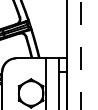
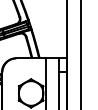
line: dashed -> solid (80, 55)
